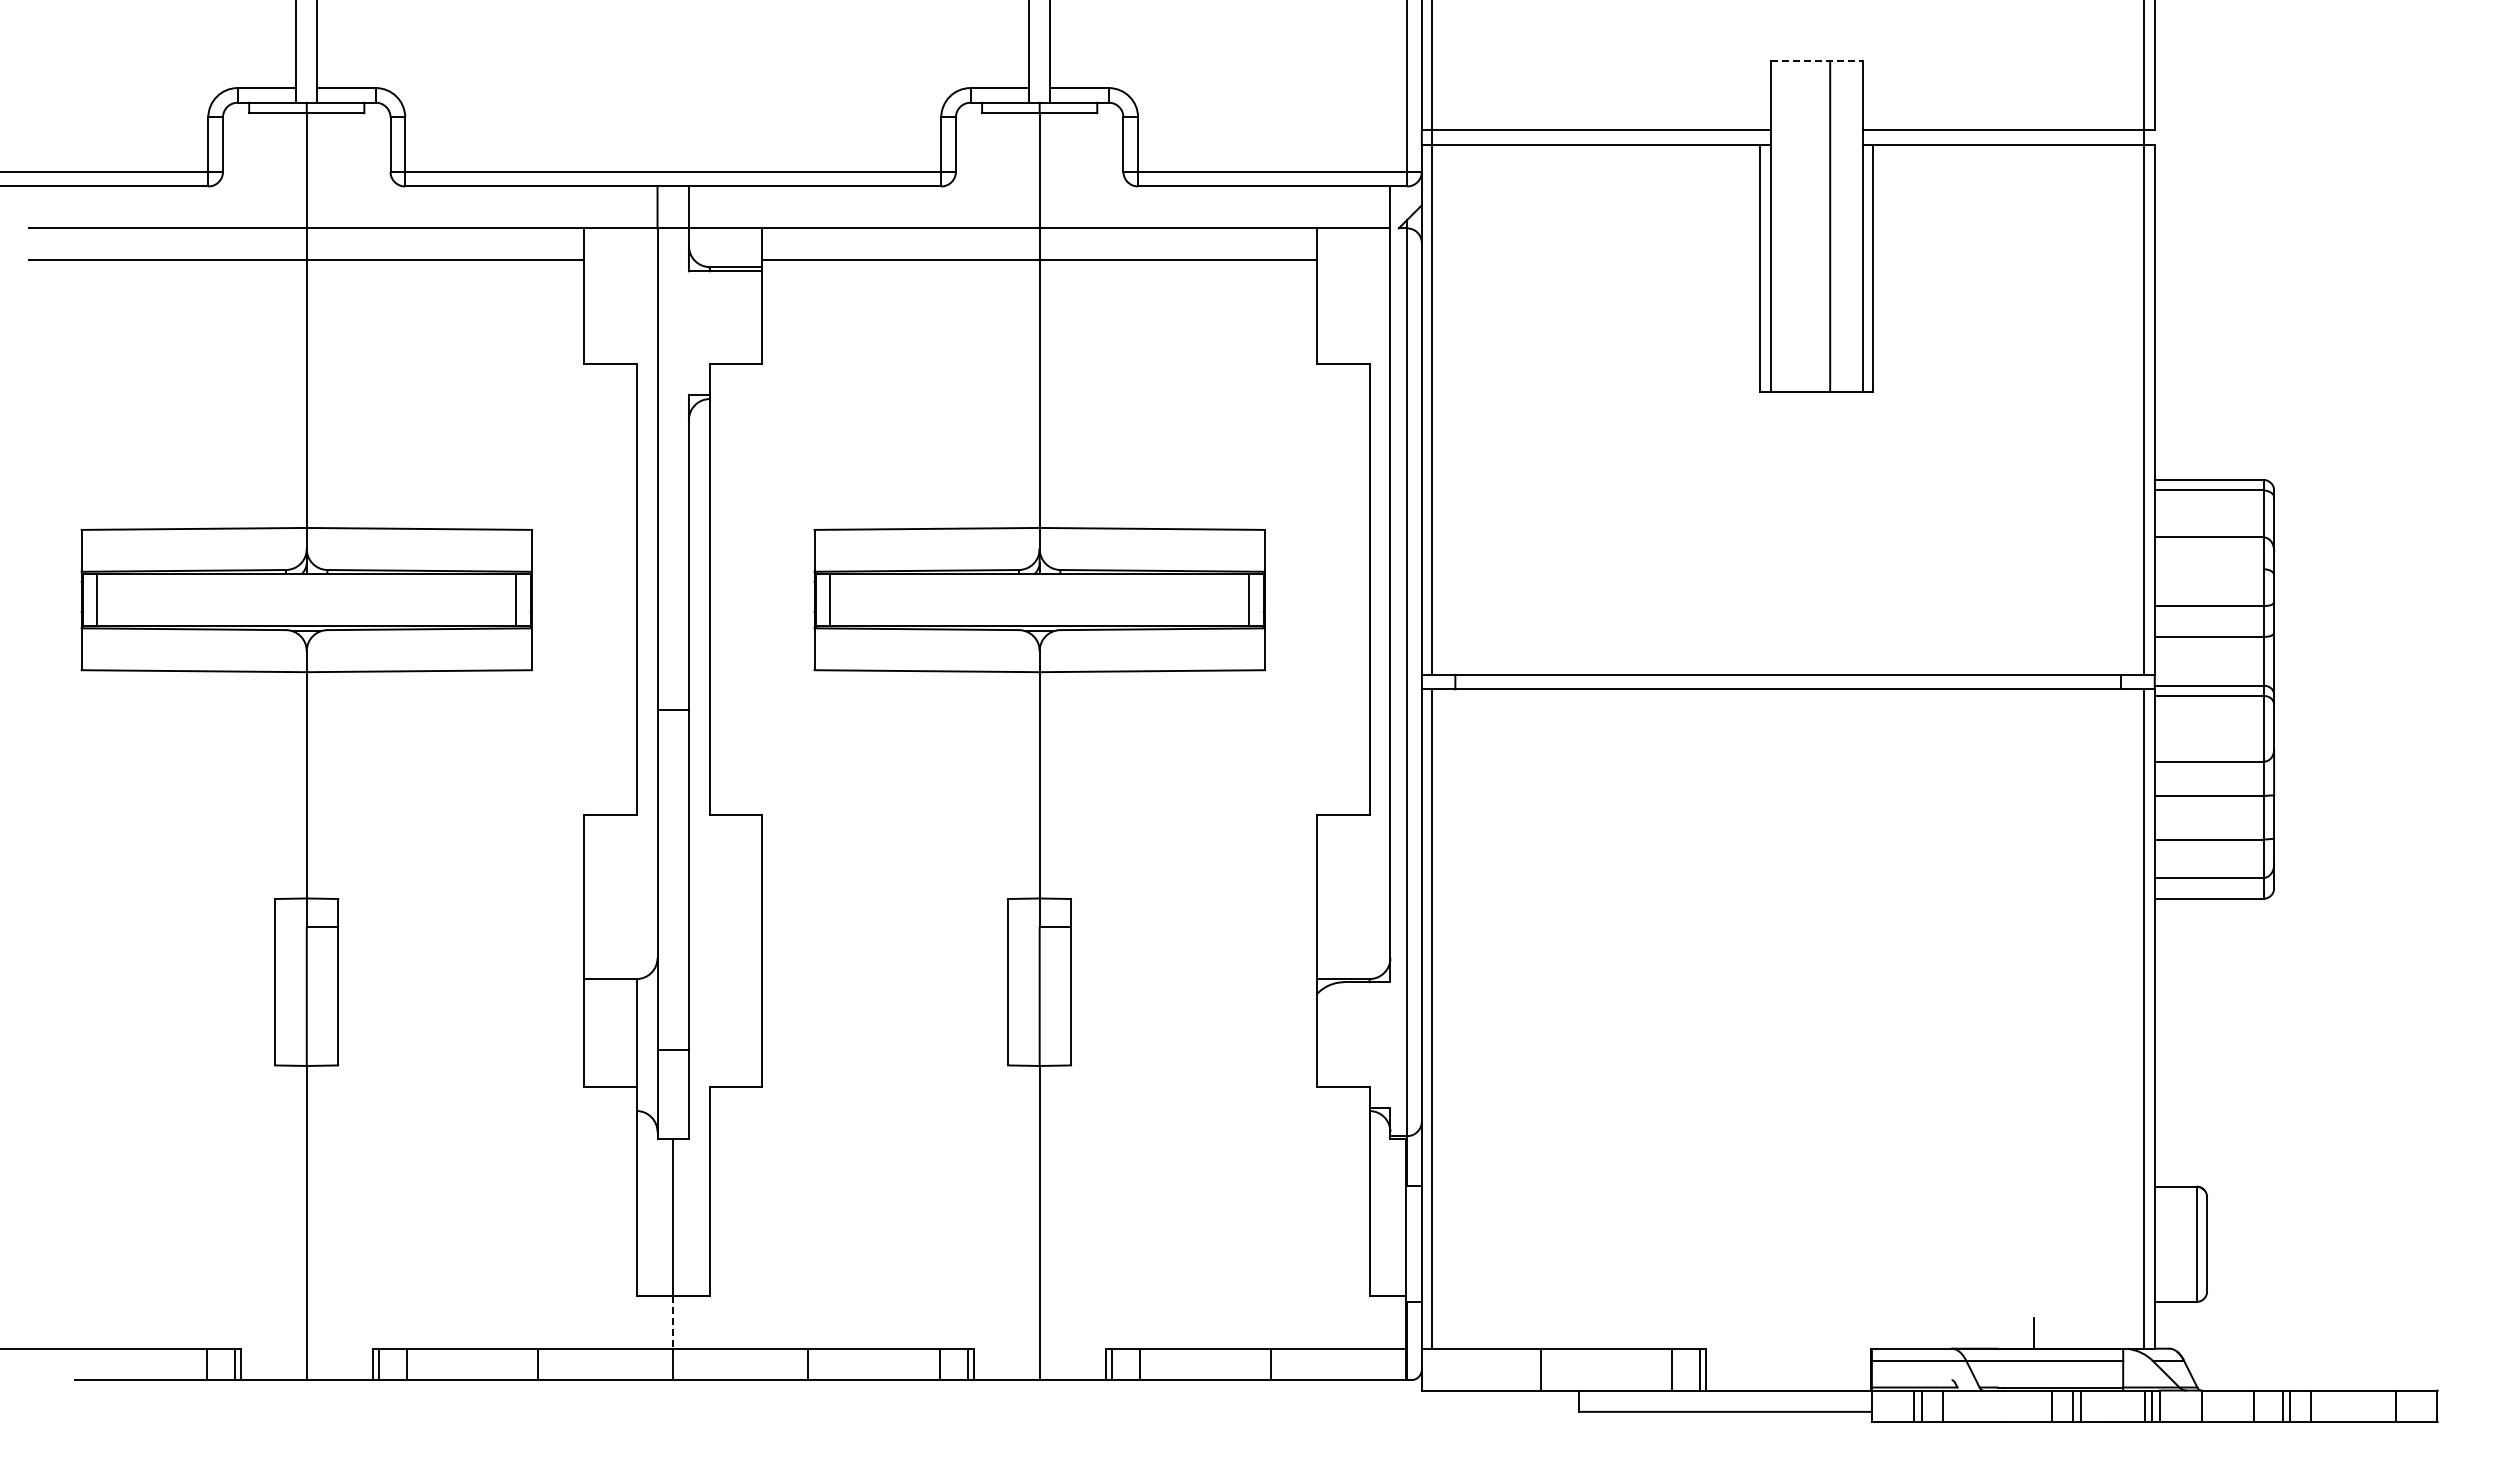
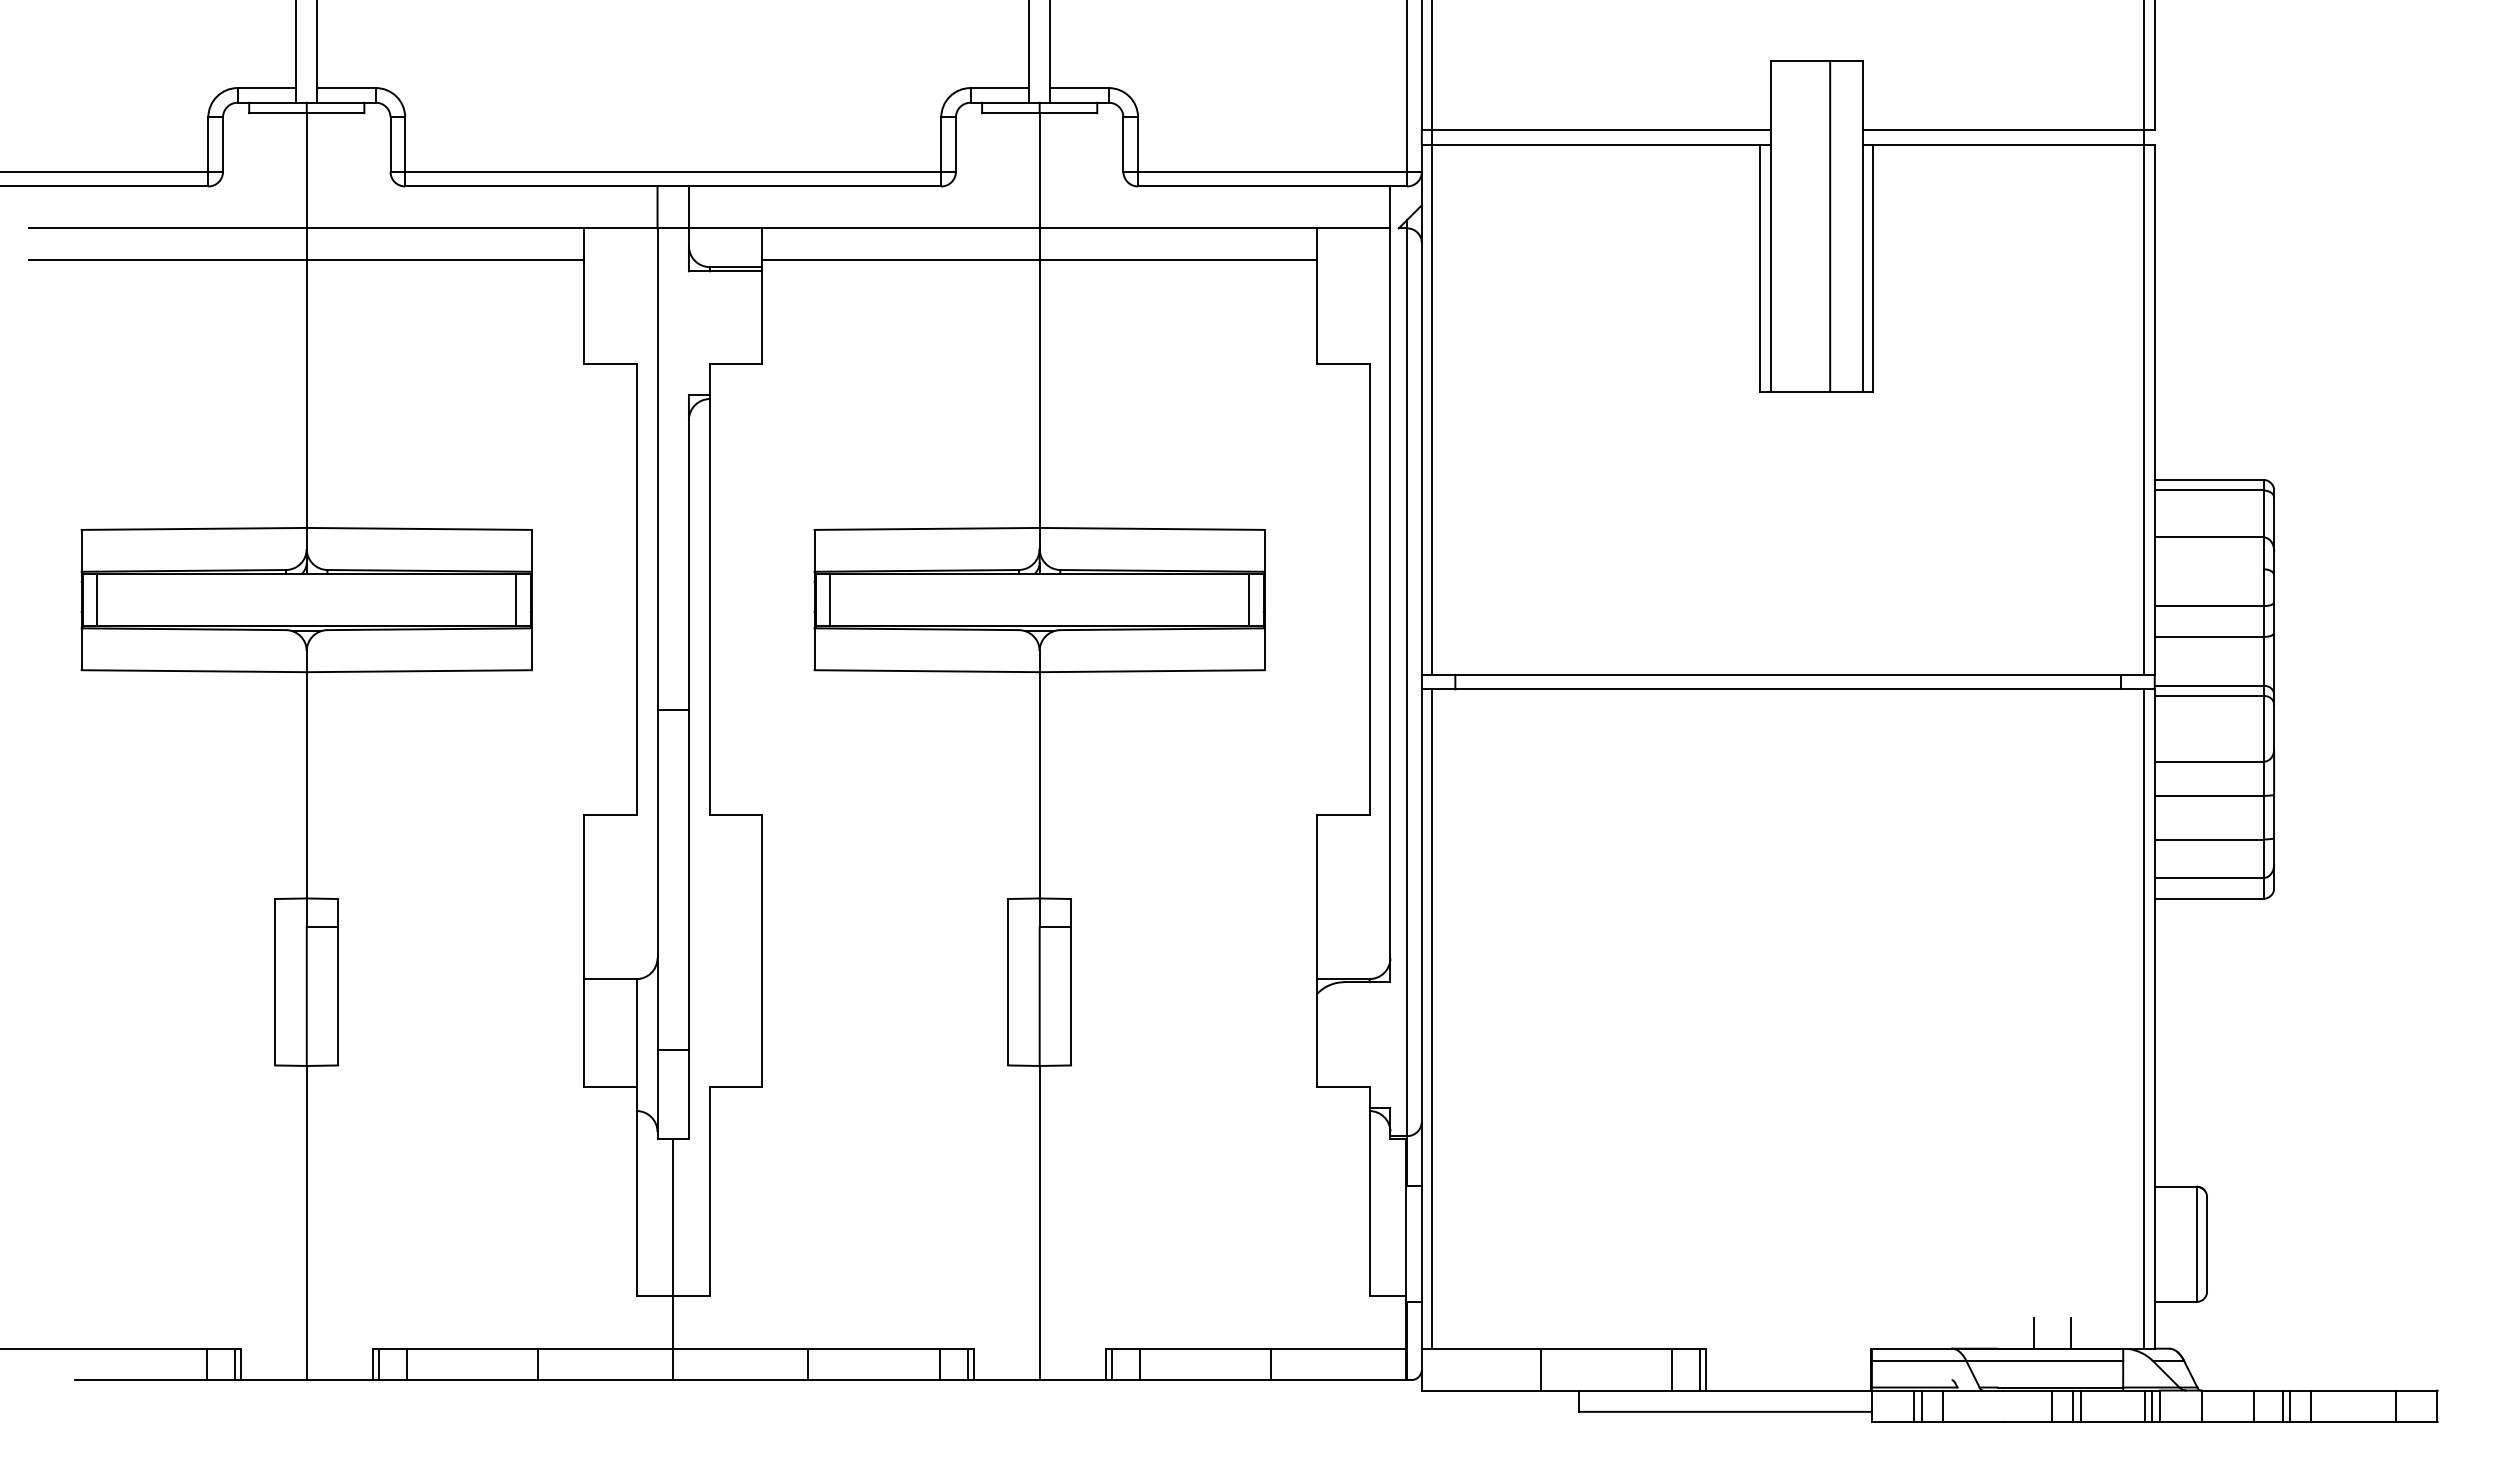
line: dashed -> solid (1817, 61)
line: dashed -> solid (673, 1323)
line: none -> present (2071, 1332)
